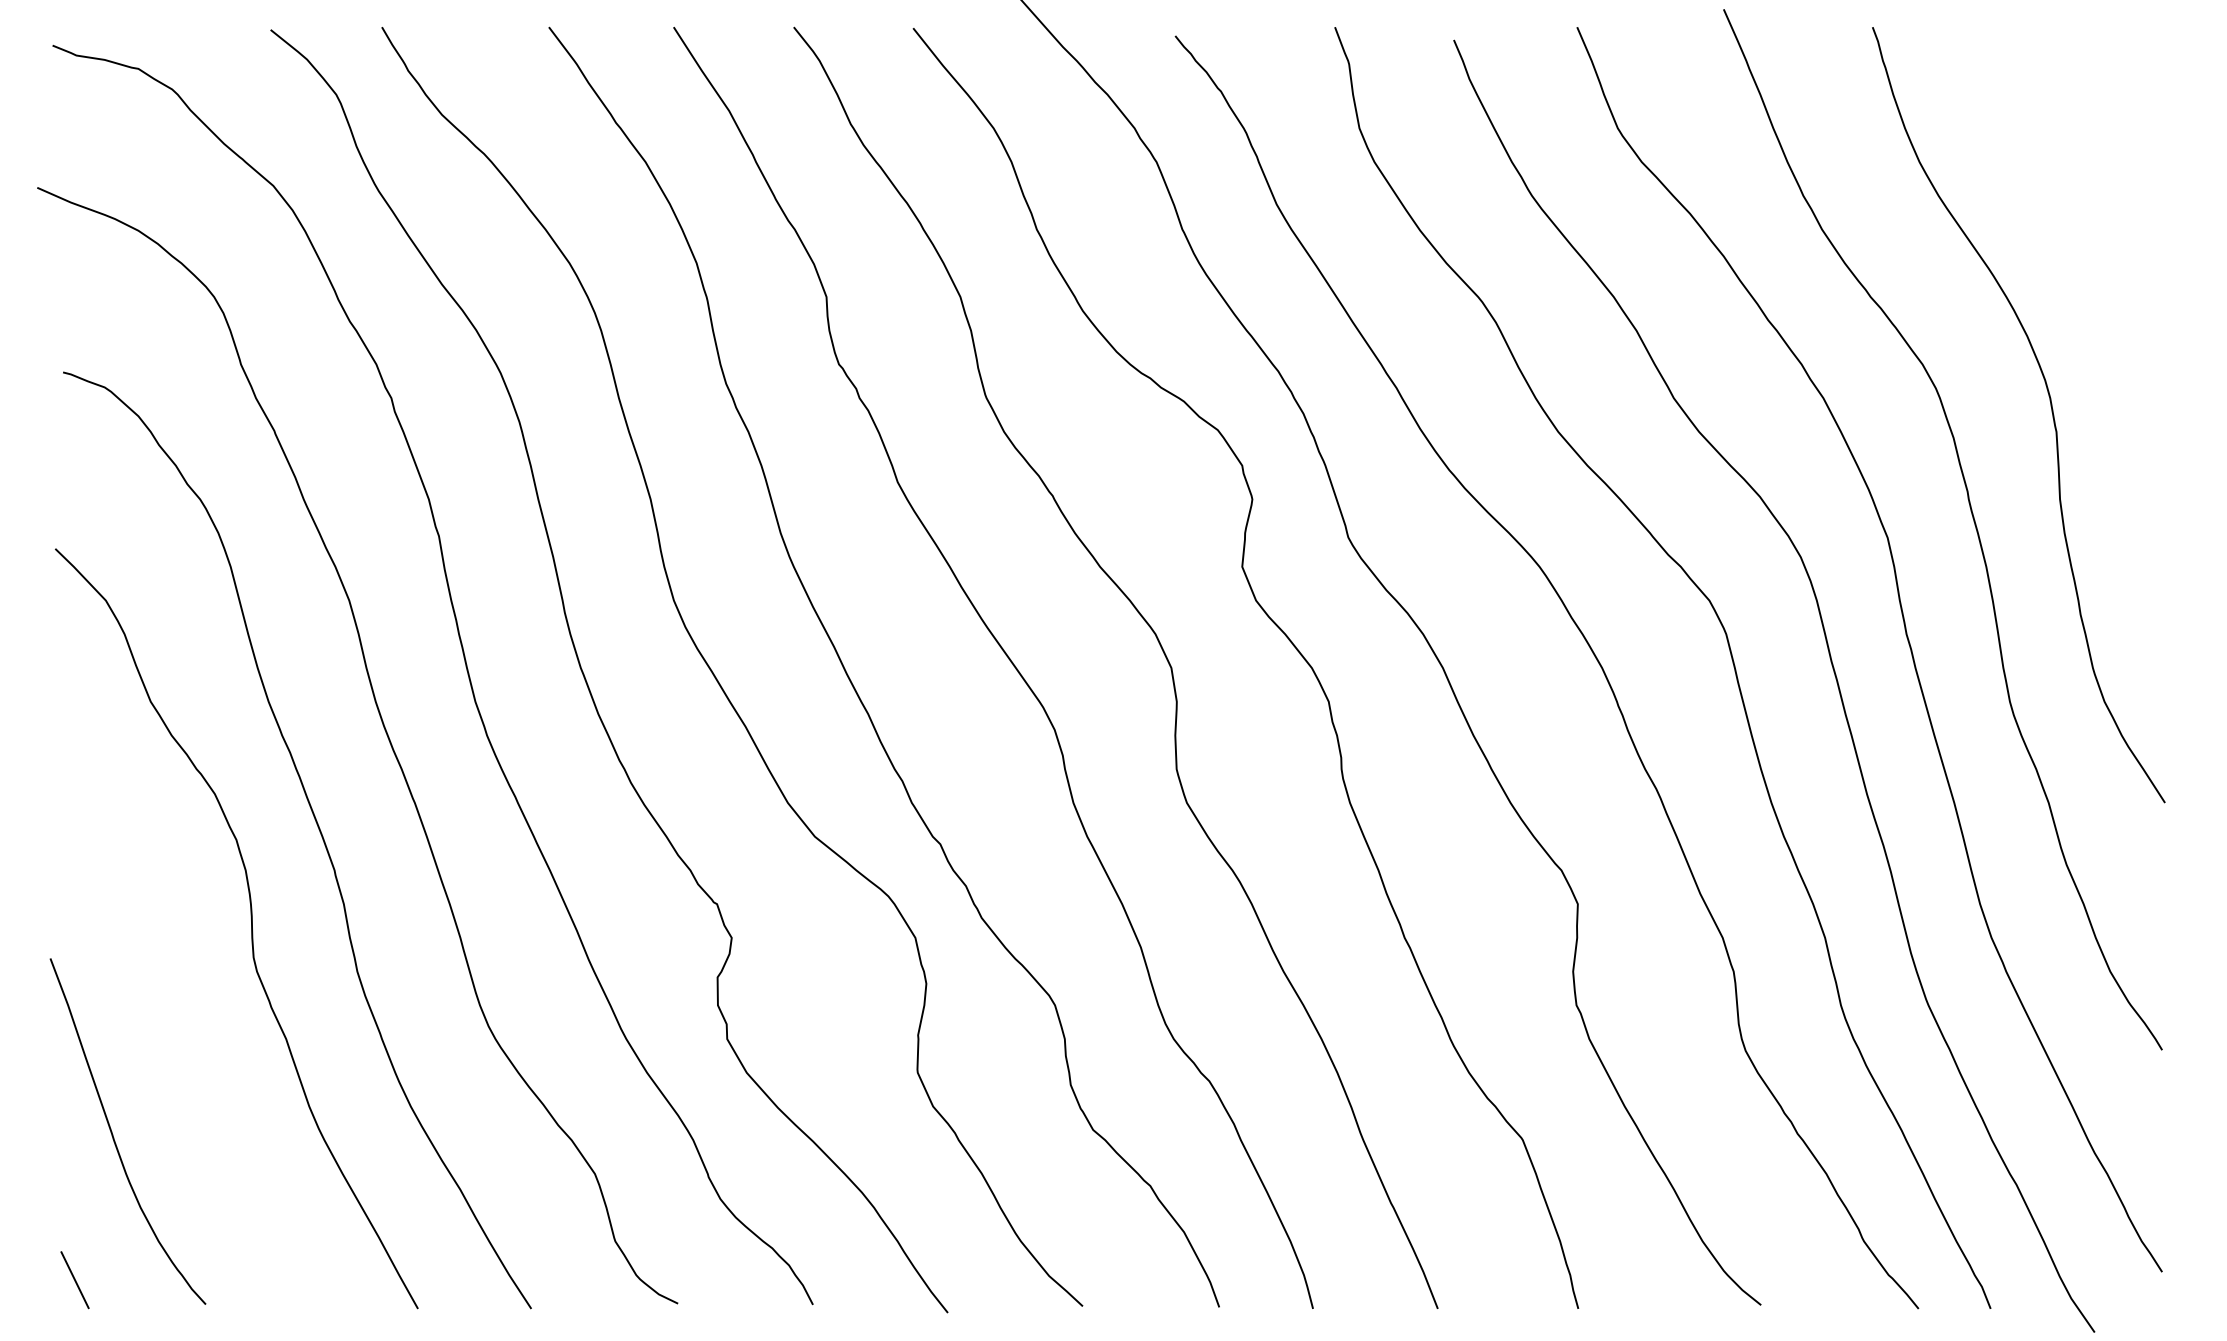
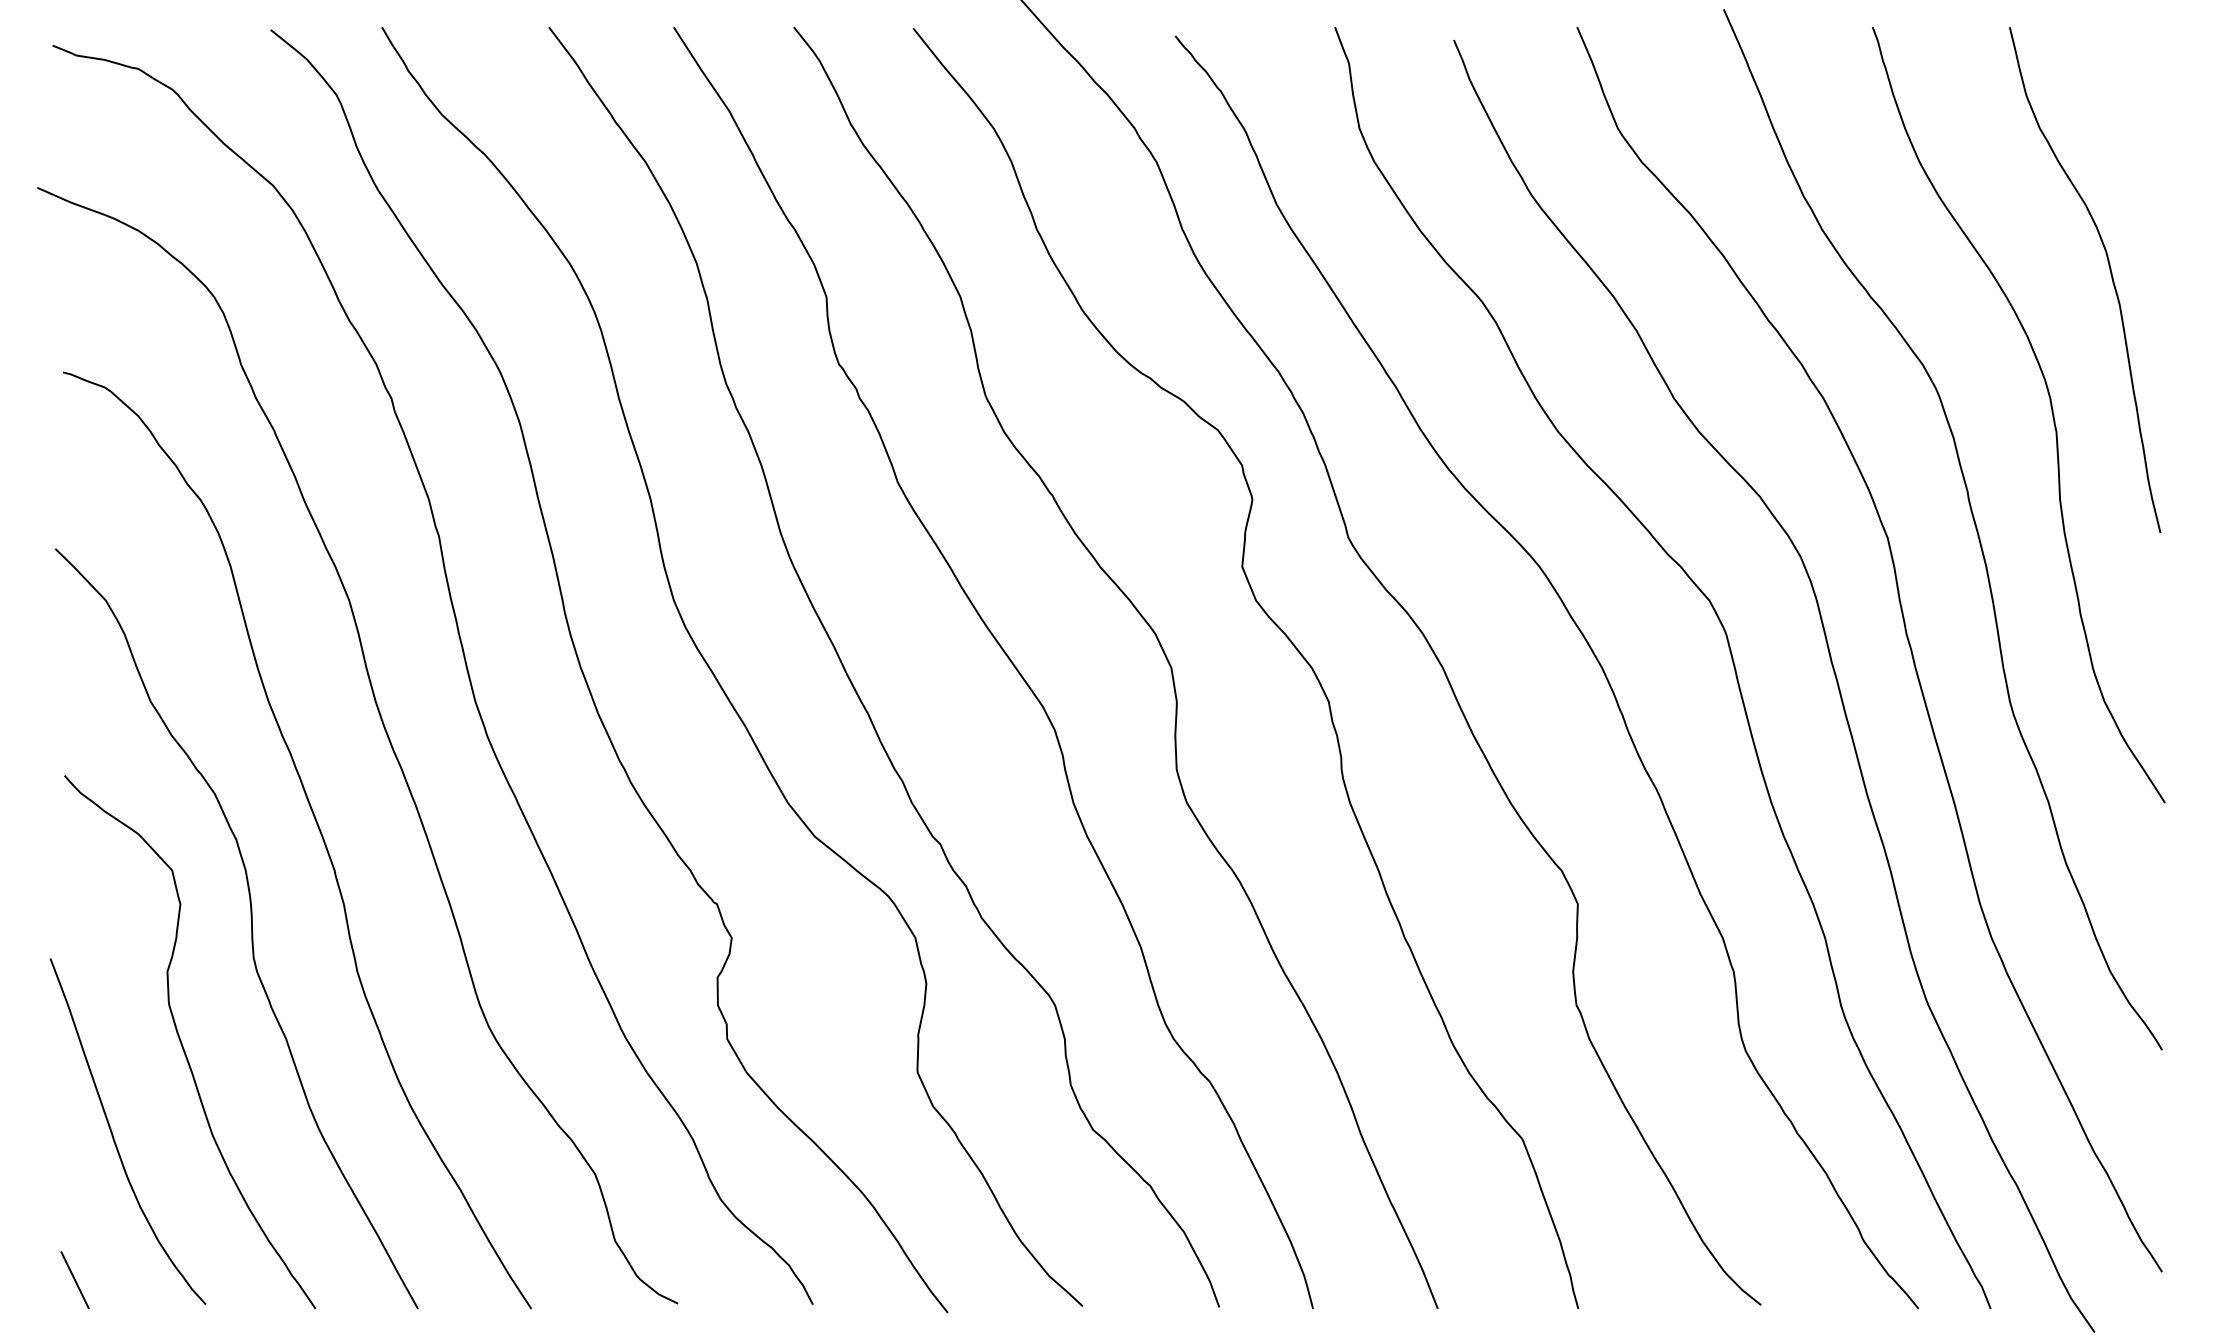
curve: none -> present (2110, 274)
curve: none -> present (183, 1045)
